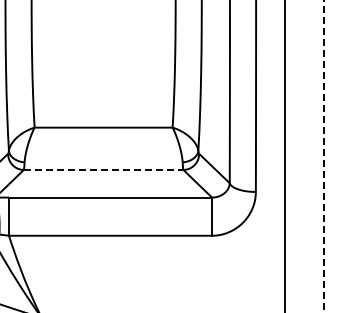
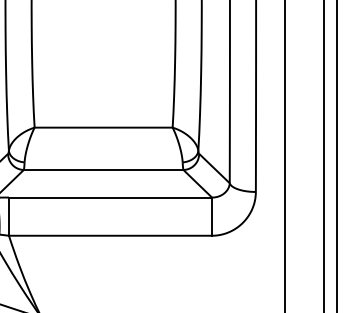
line: none -> present (337, 155)
line: dashed -> solid (324, 156)
line: dashed -> solid (103, 169)
